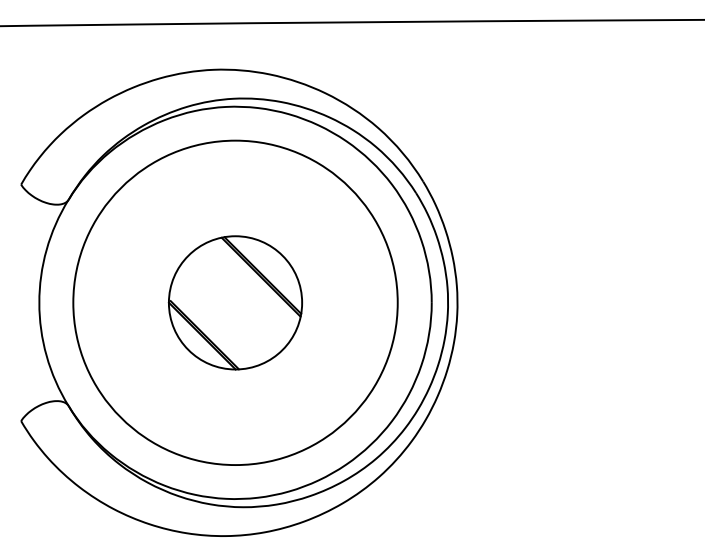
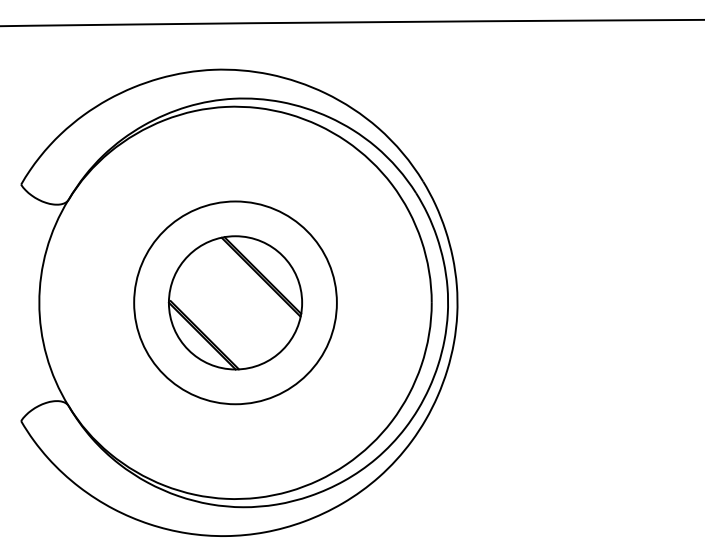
circle diameter: 324 px -> 203 px (235, 302)
